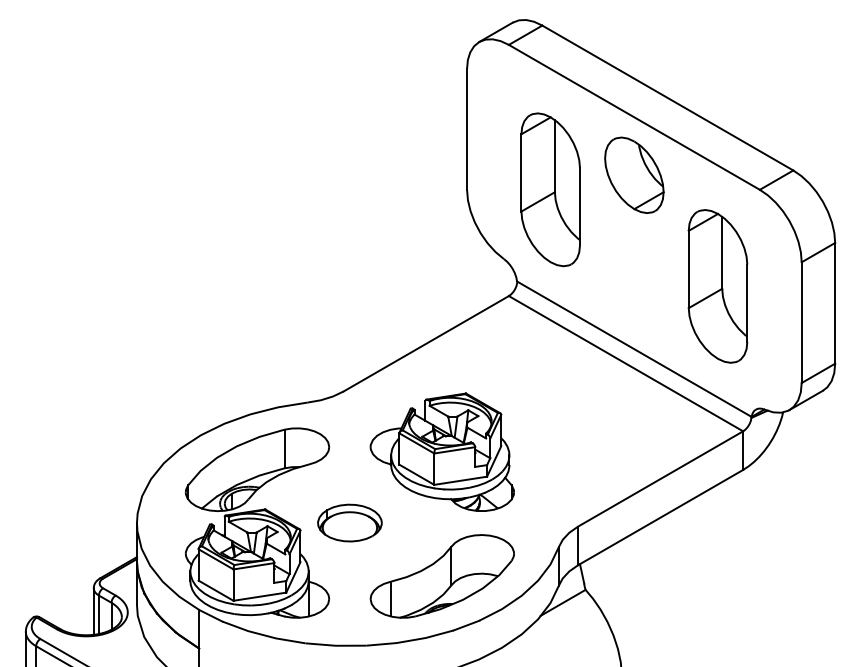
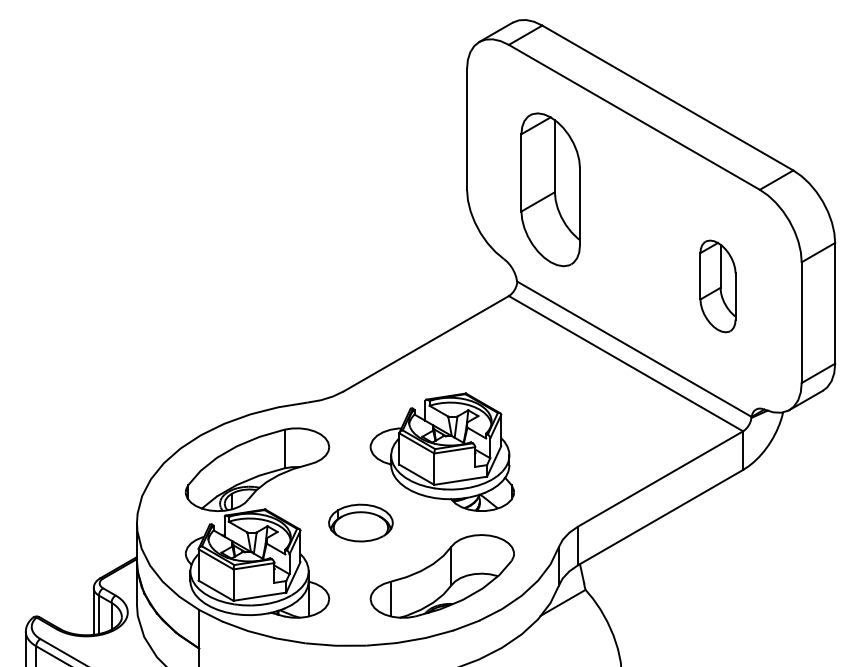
part: present -> none (634, 174)
part size: 62x155 px -> 38x95 px (717, 286)
part position: (349, 522) -> (360, 522) (360, 522)
